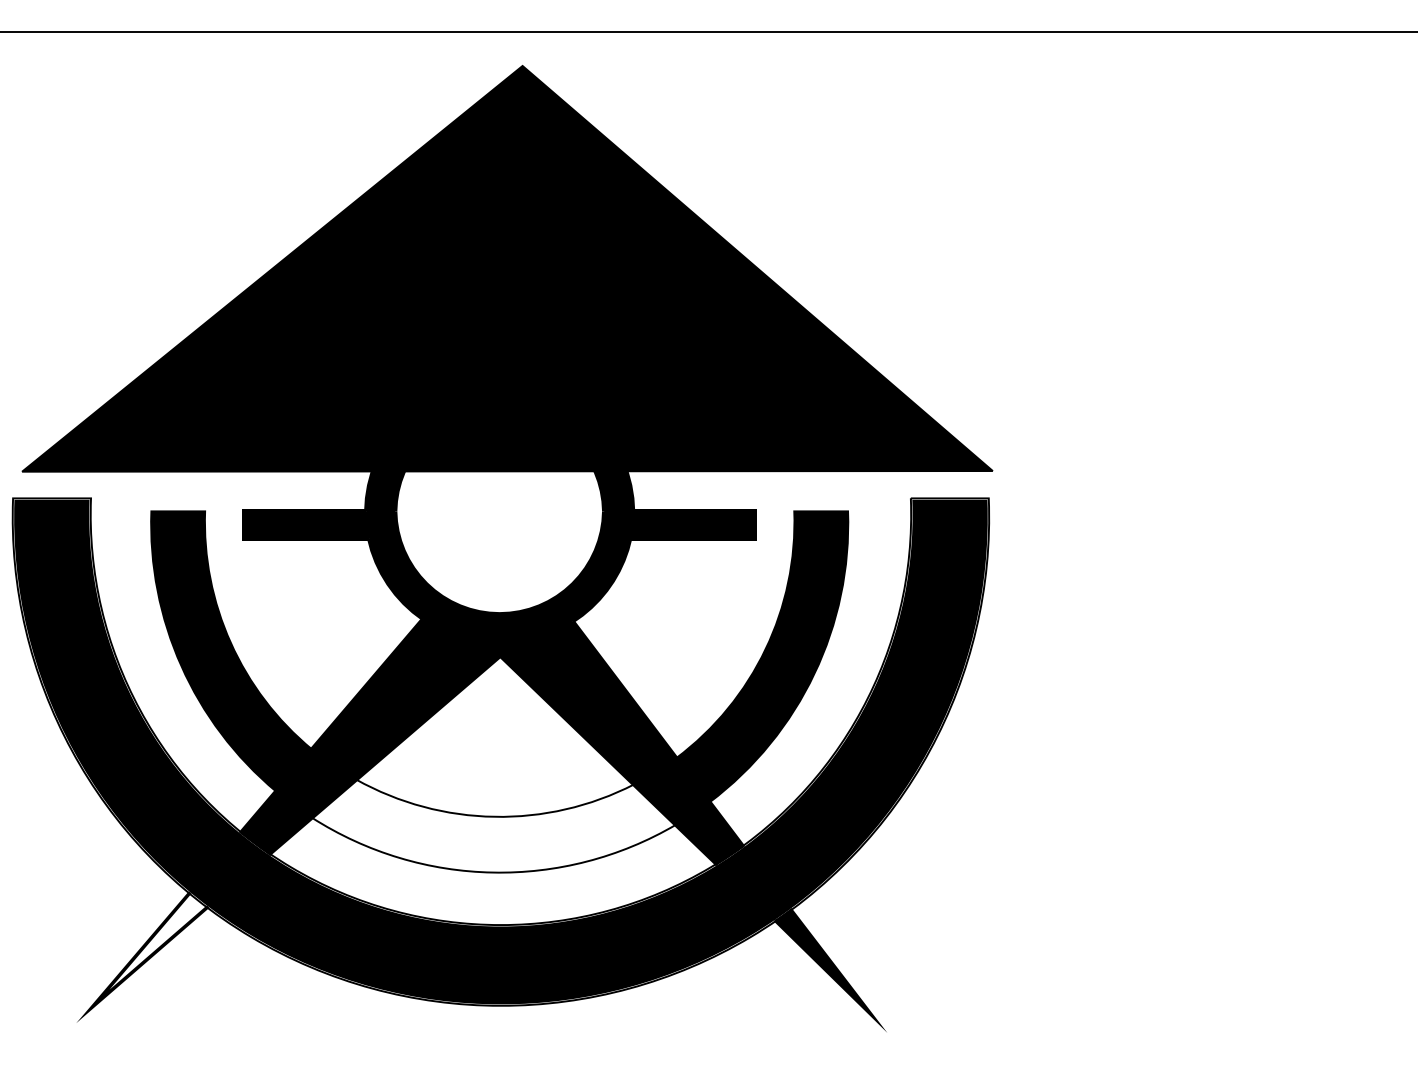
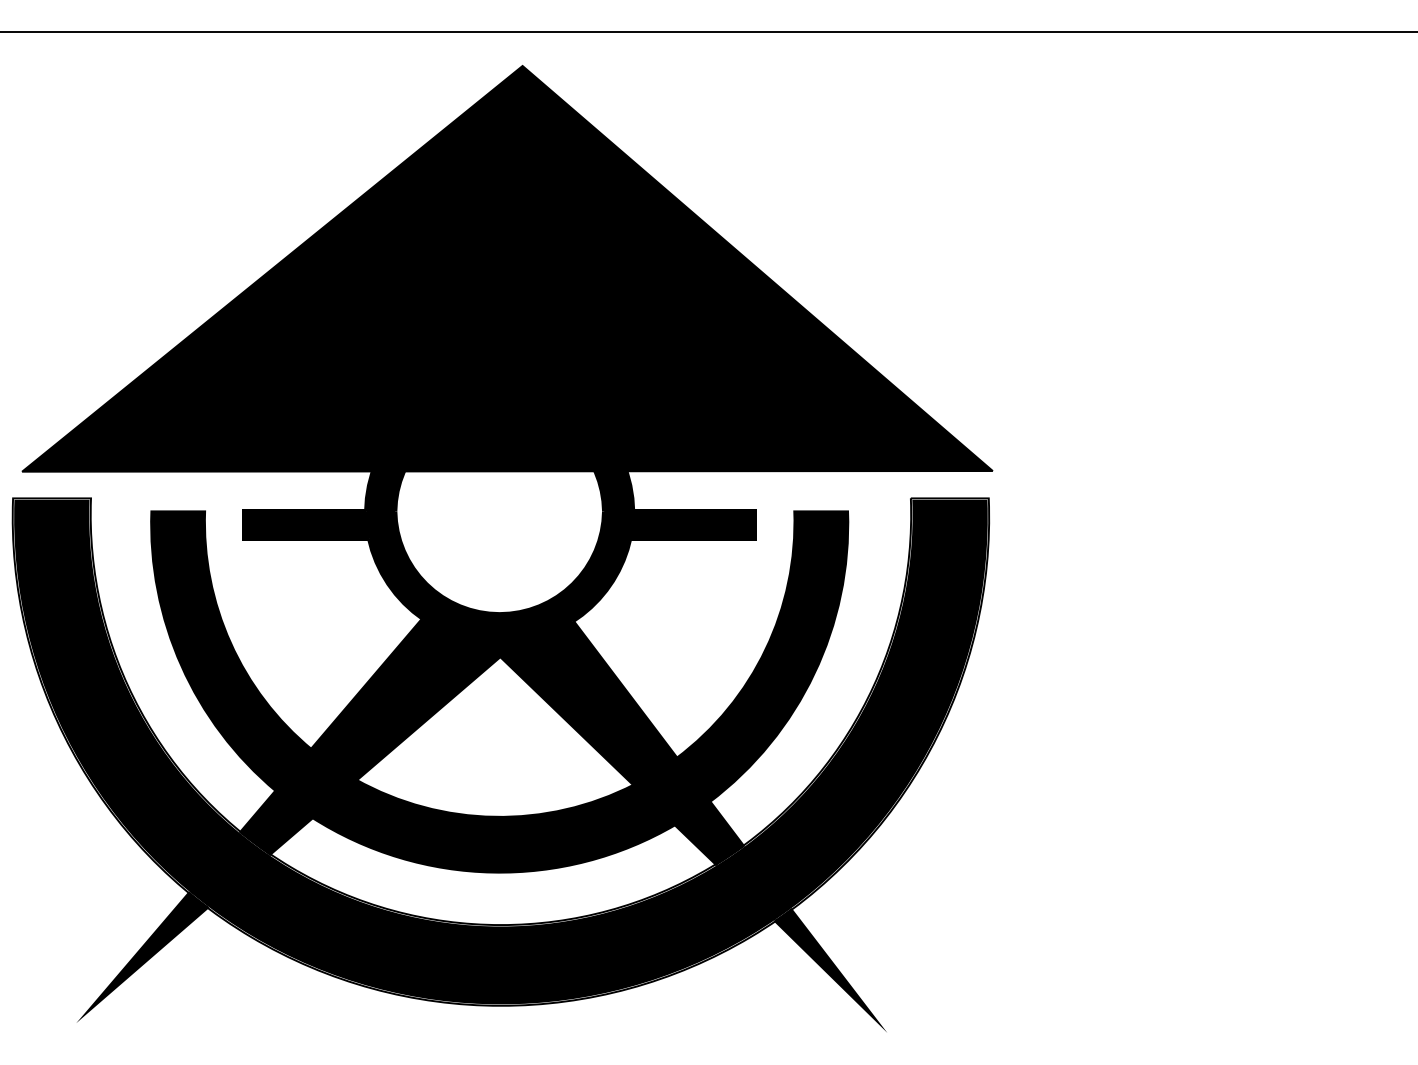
fill: none -> present (493, 825)
fill: none -> present (152, 947)
